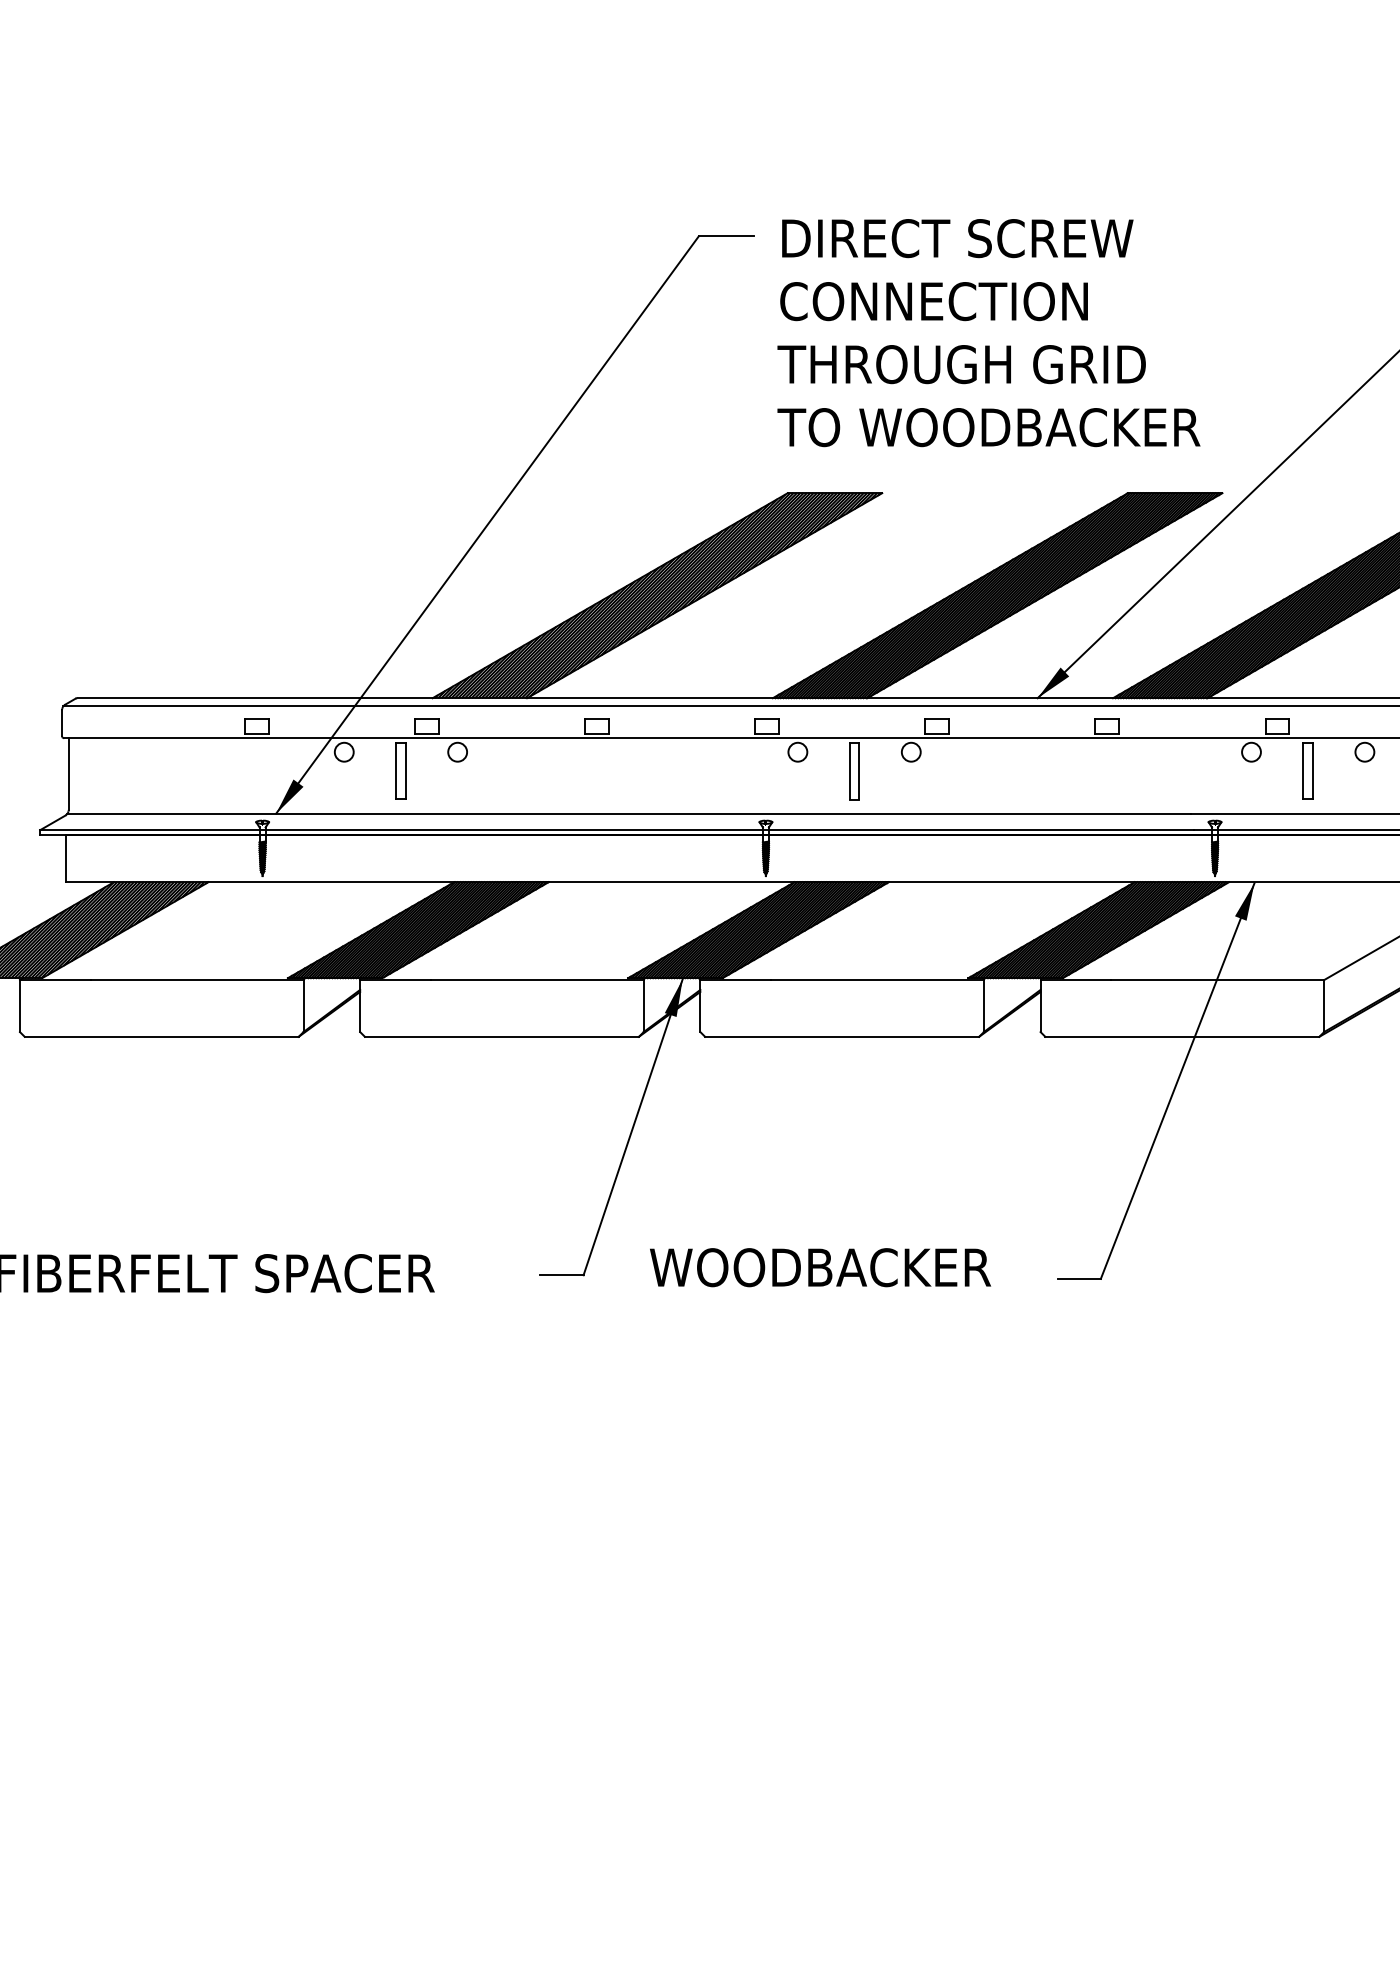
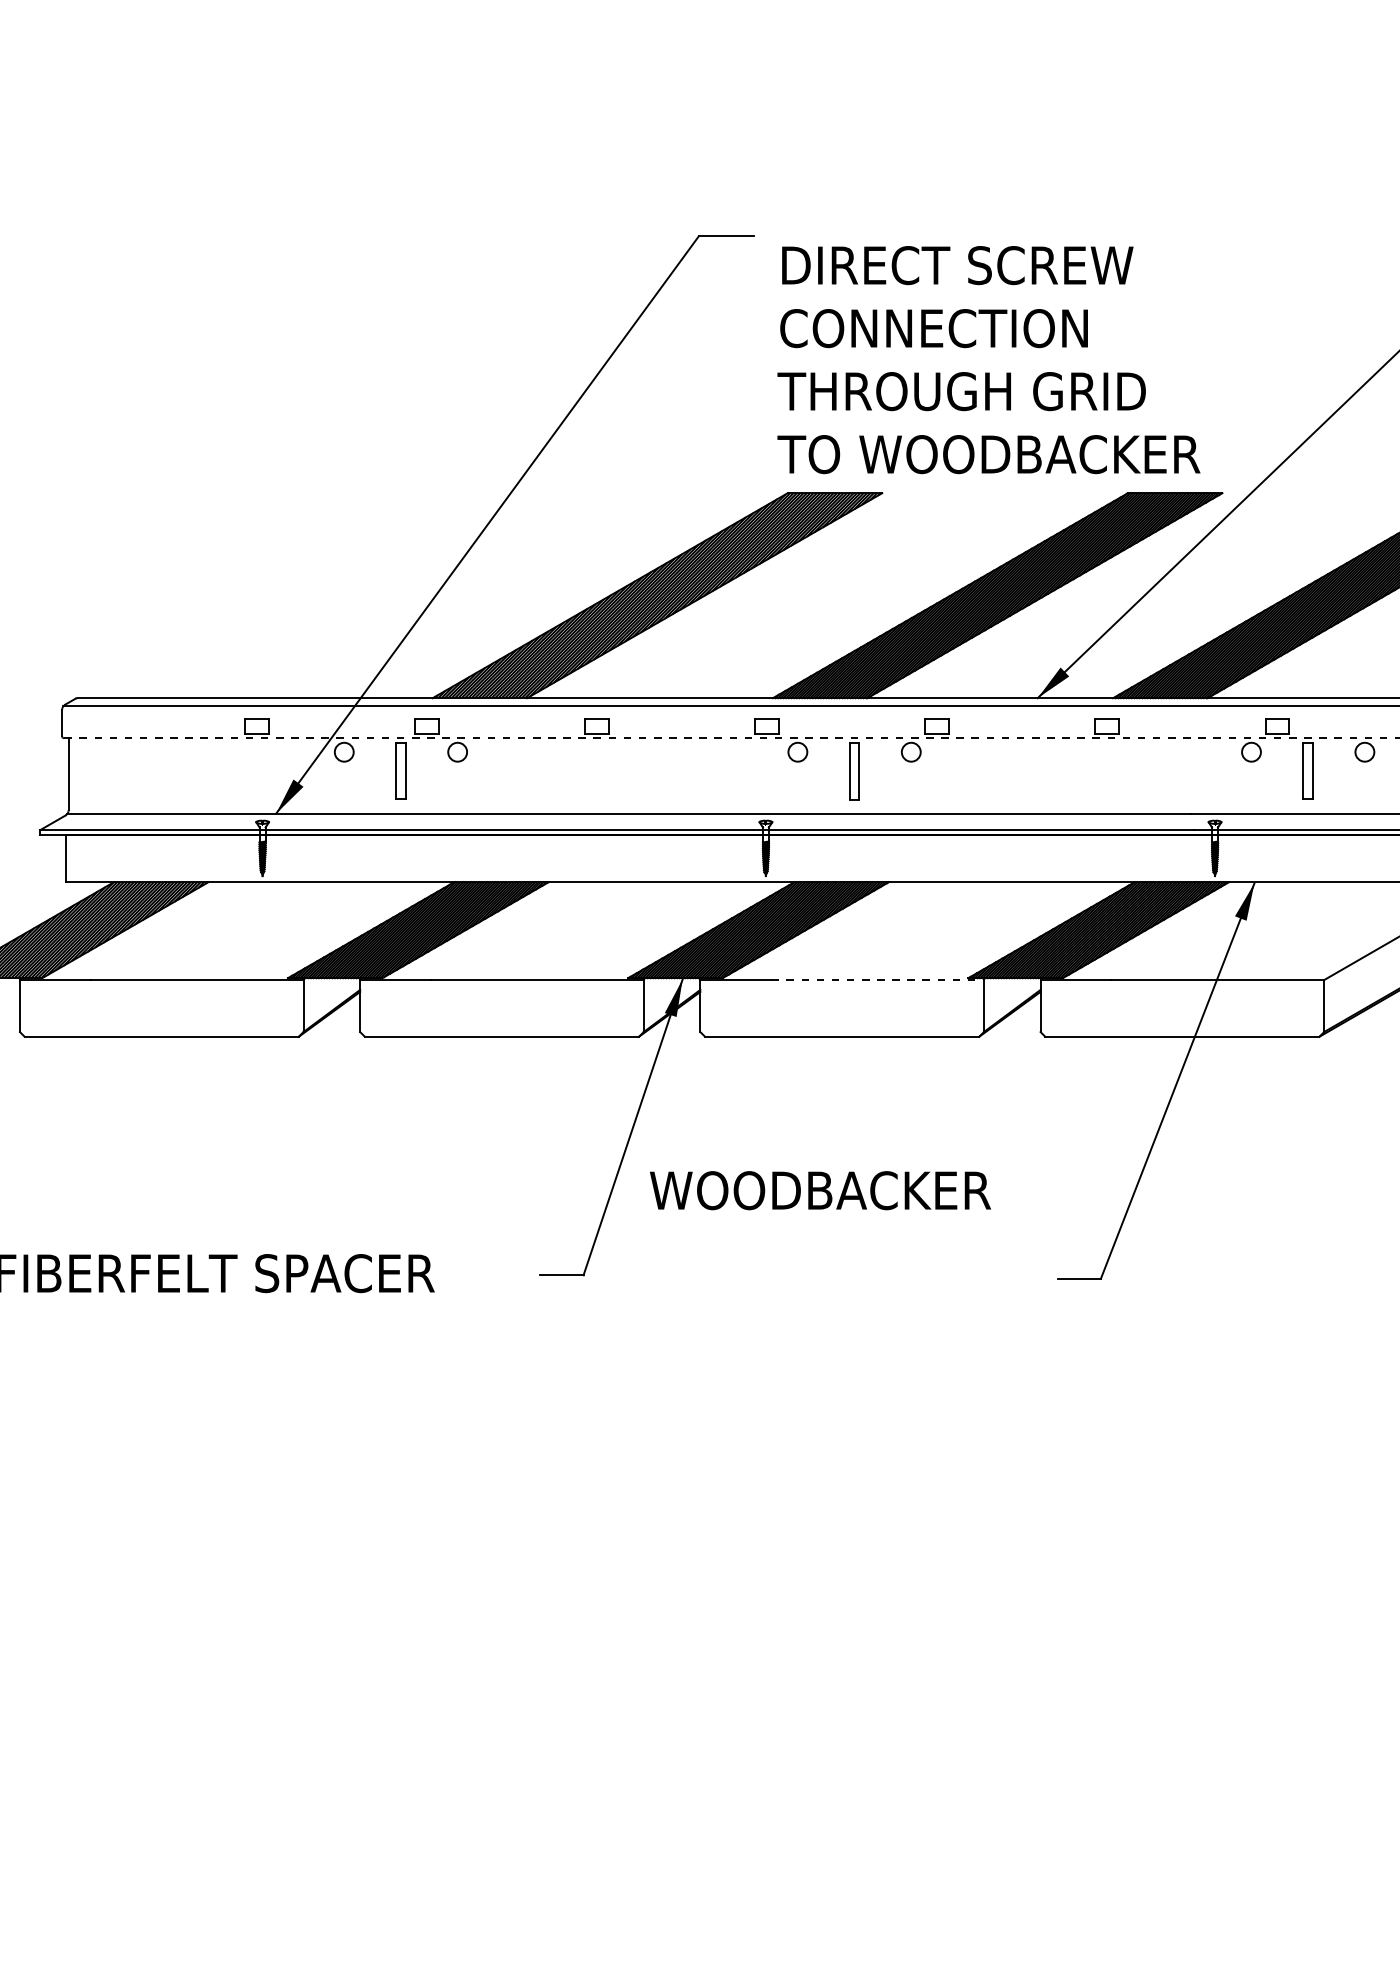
text position: (988, 333) -> (988, 360) (988, 360)
line: solid -> dashed (732, 738)
line: solid -> dashed (878, 980)
text position: (820, 1267) -> (820, 1190) (820, 1190)
